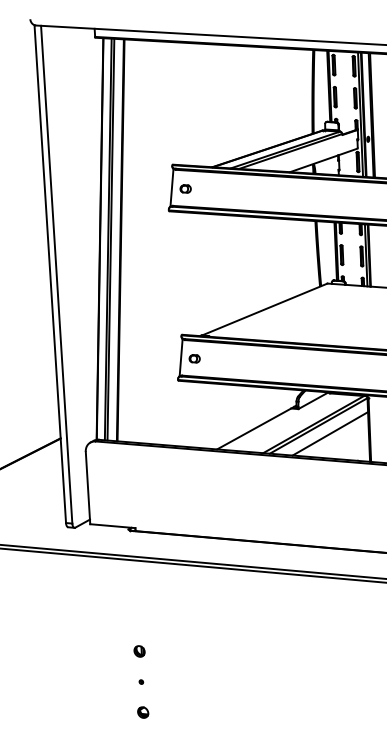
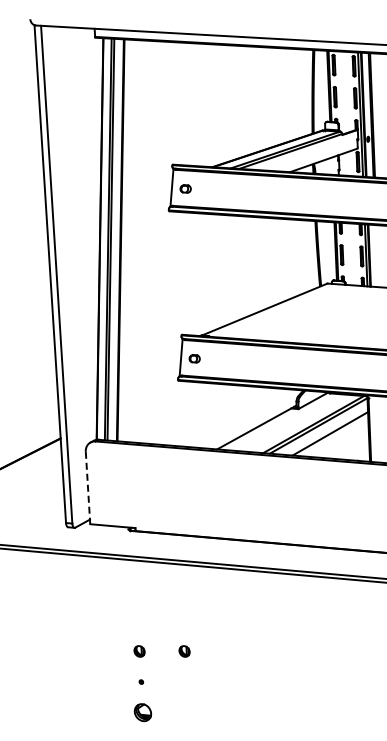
line: solid -> dashed (88, 488)
part: none -> present (184, 651)
part size: 13x13 px -> 20x20 px (142, 712)
